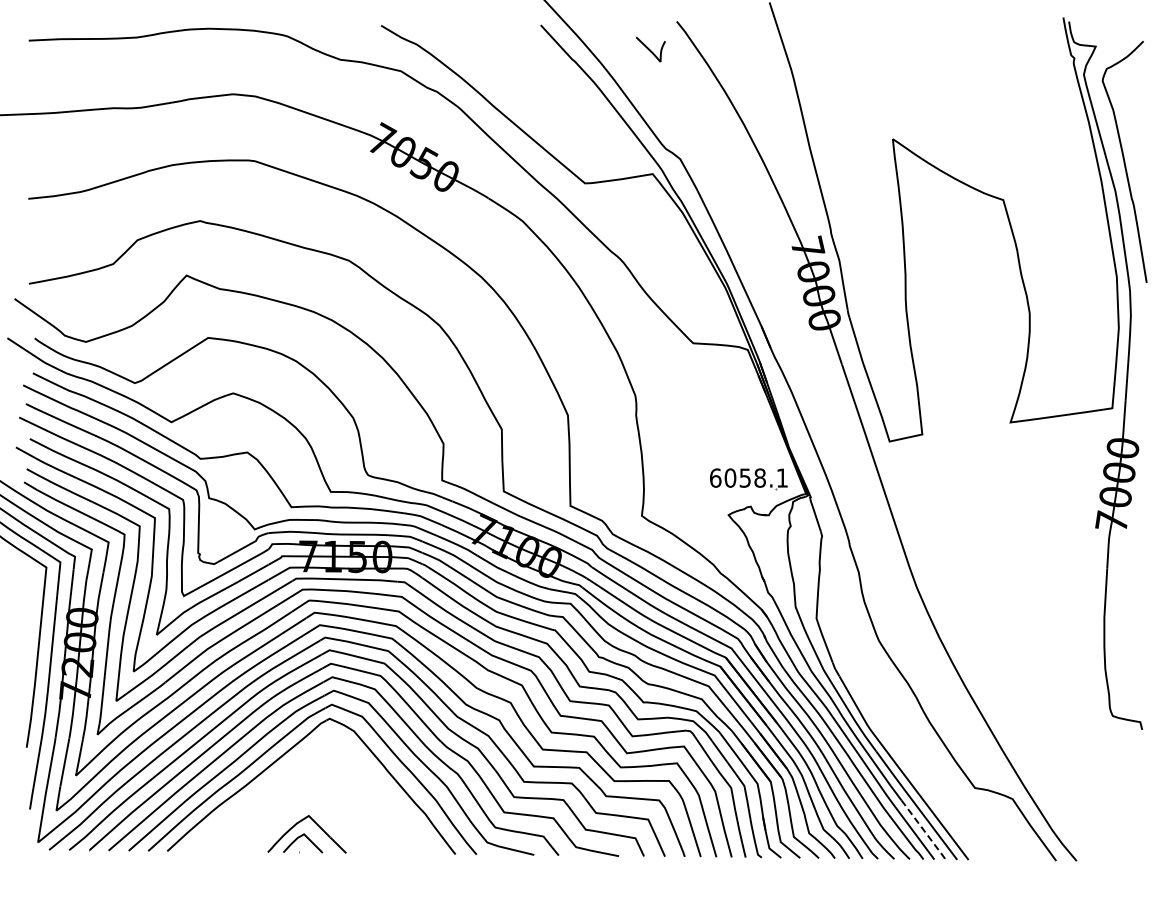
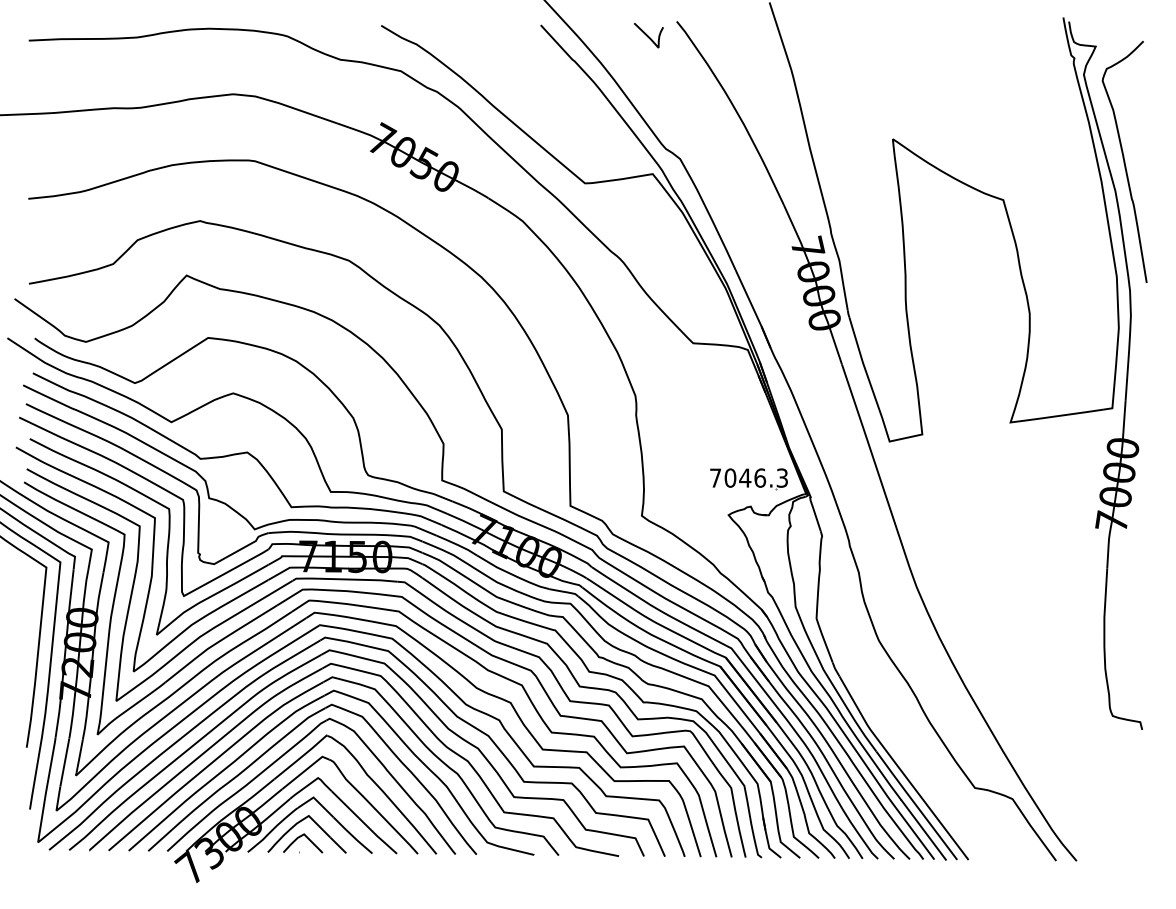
curve position: (650, 49) -> (648, 35) (648, 35)
text: 6058.1 -> 7046.3 (748, 477)
part: none -> present (305, 808)
line: dashed -> solid (923, 830)
